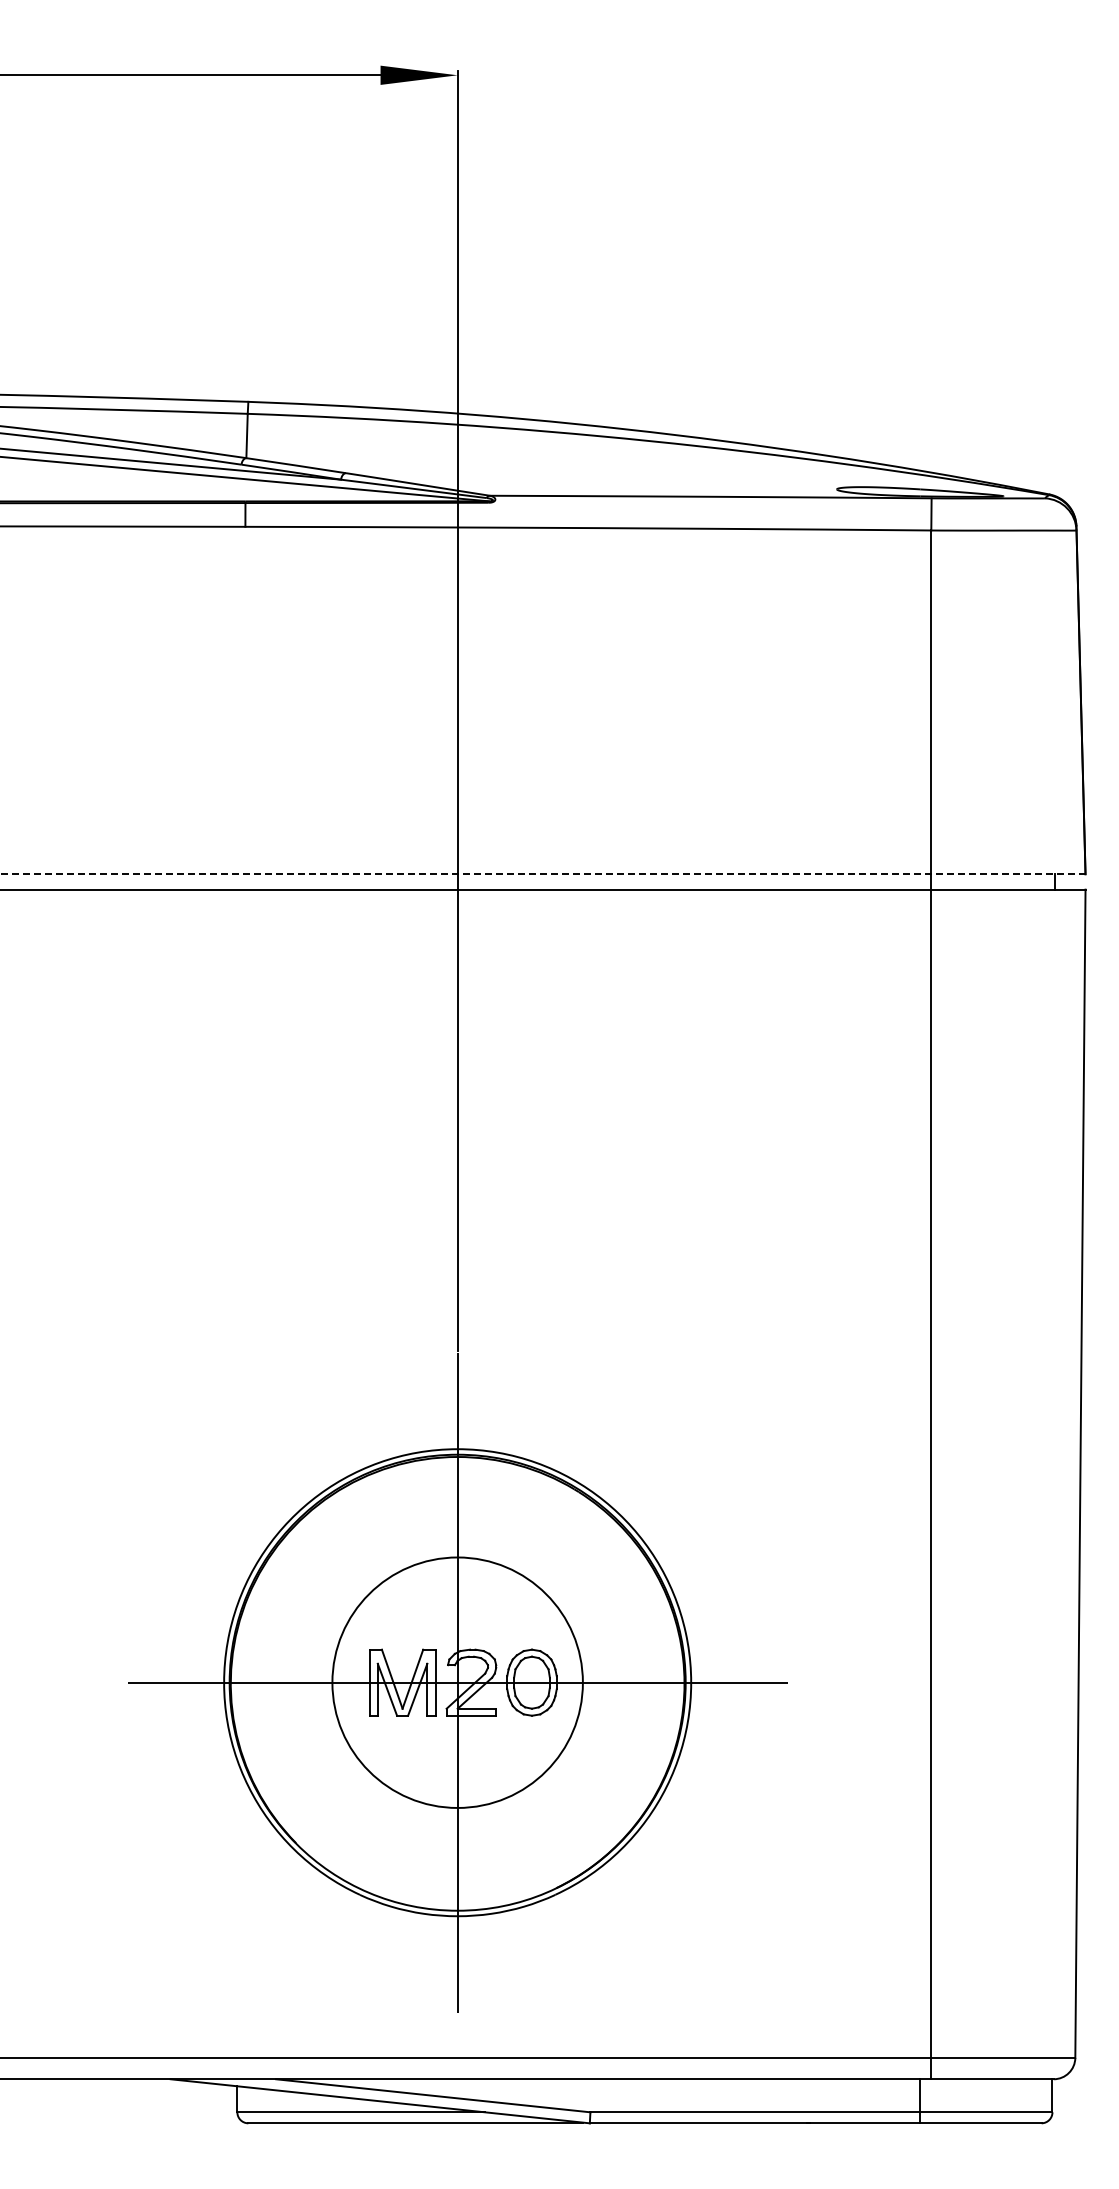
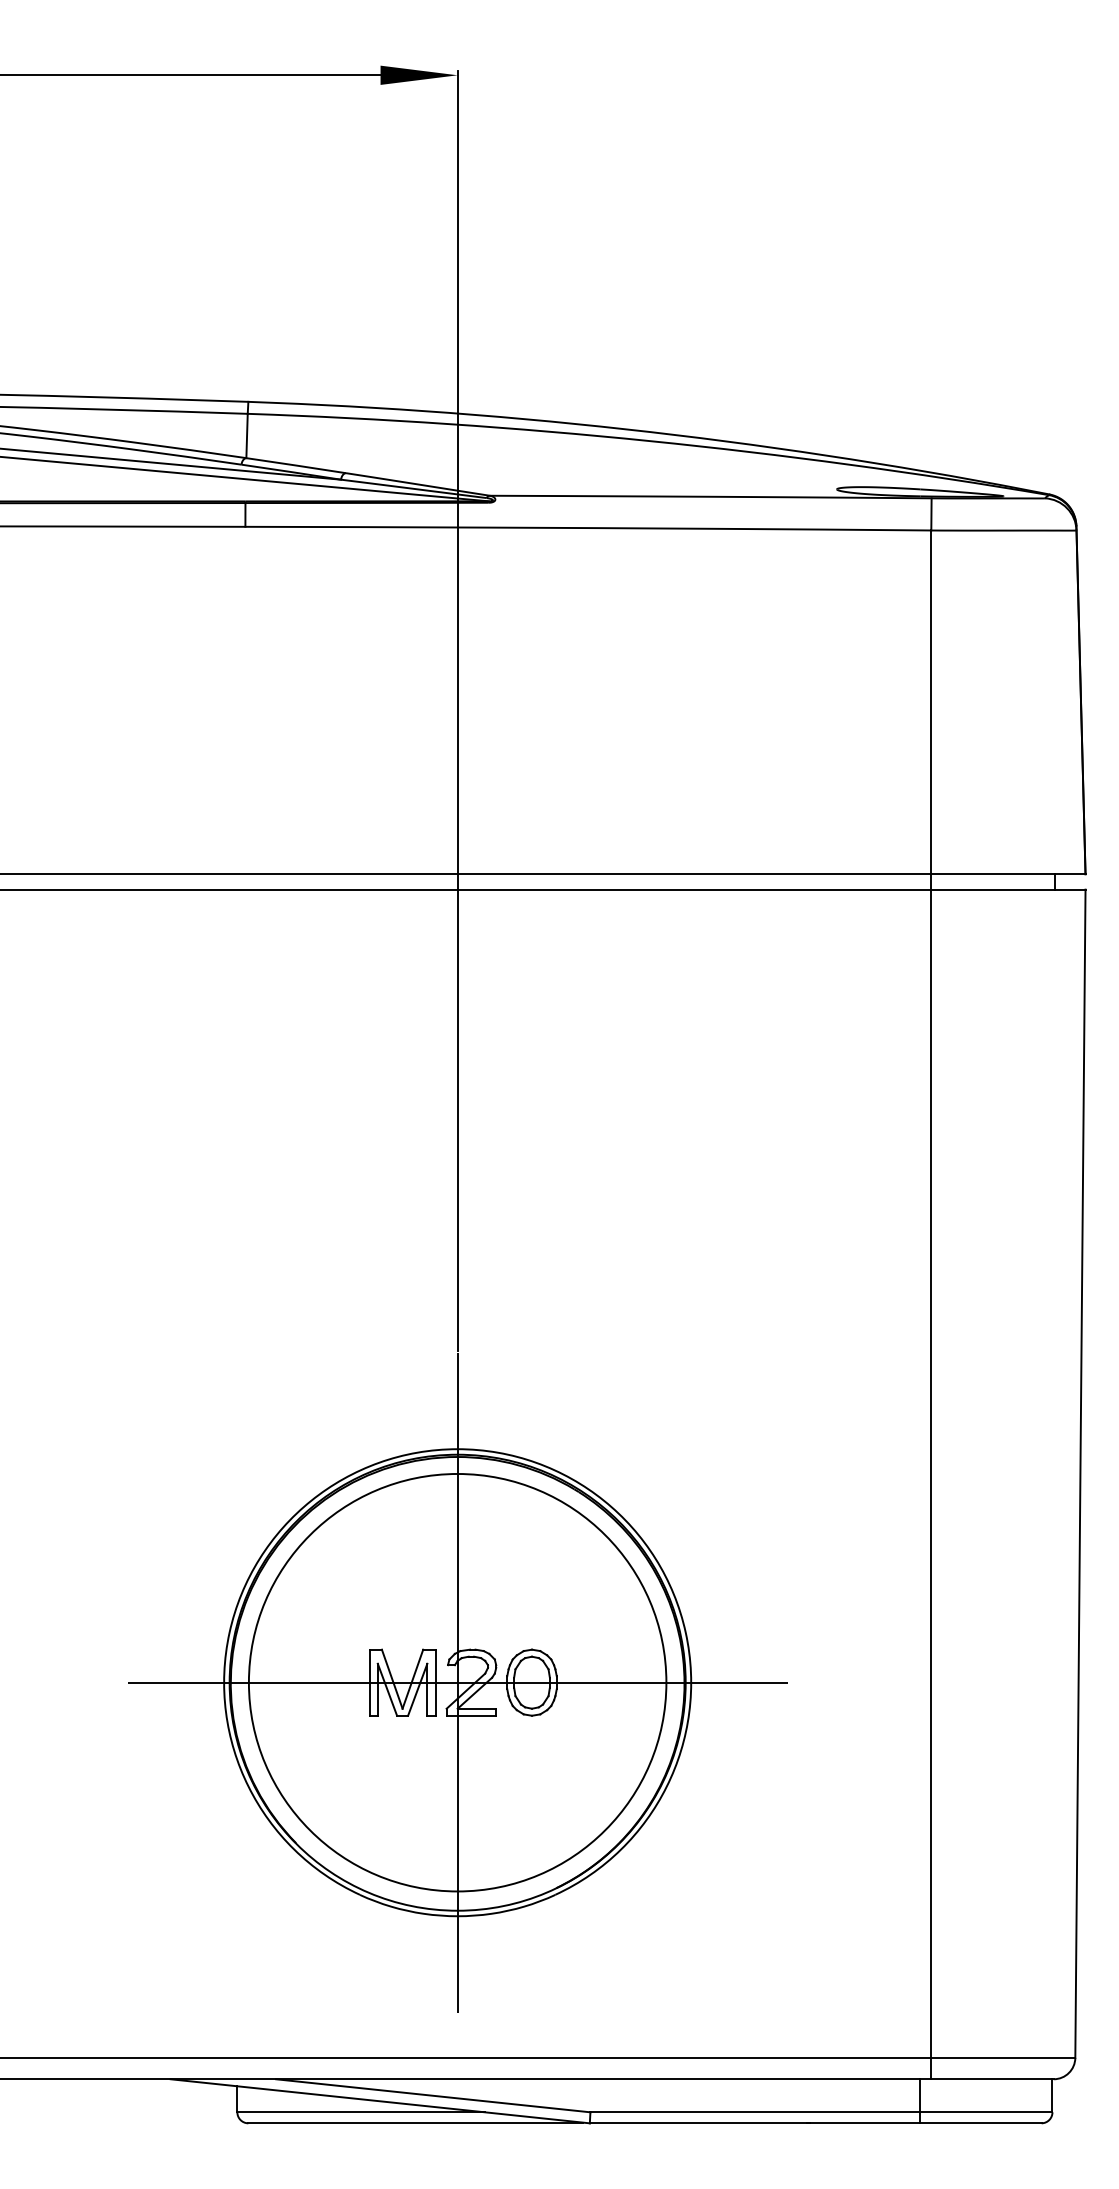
line: dashed -> solid (542, 874)
circle diameter: 250 px -> 417 px (457, 1682)
